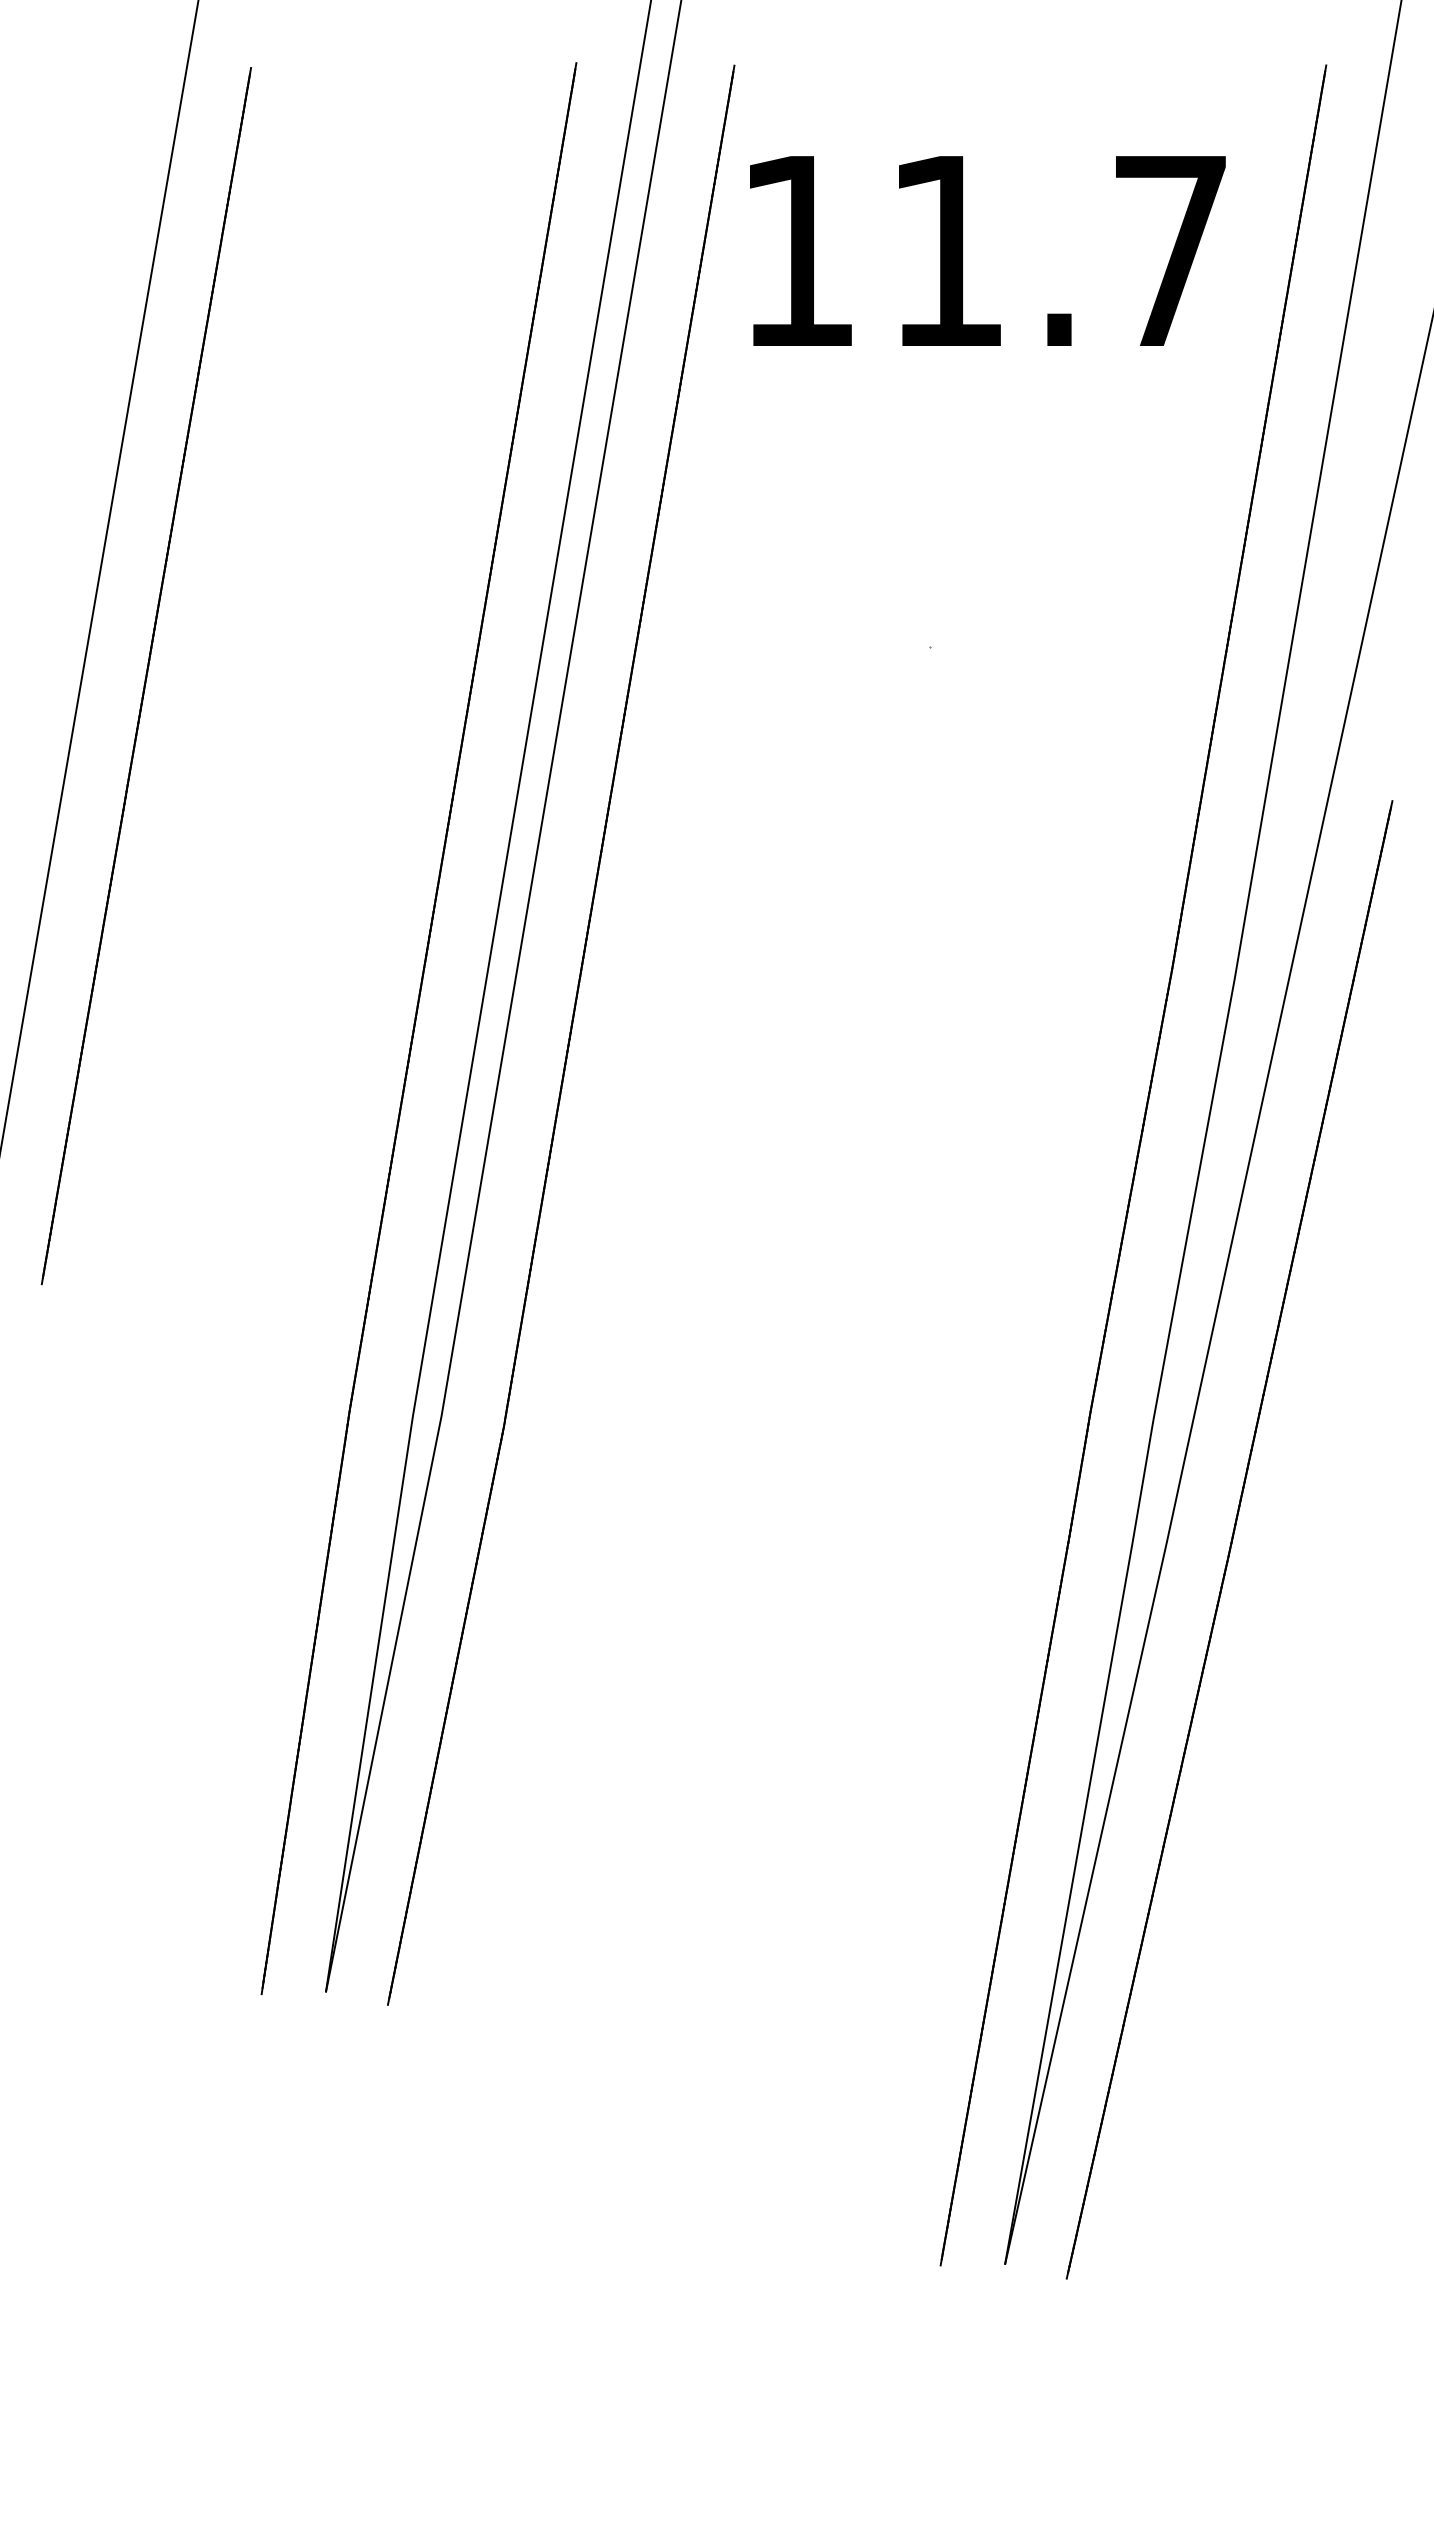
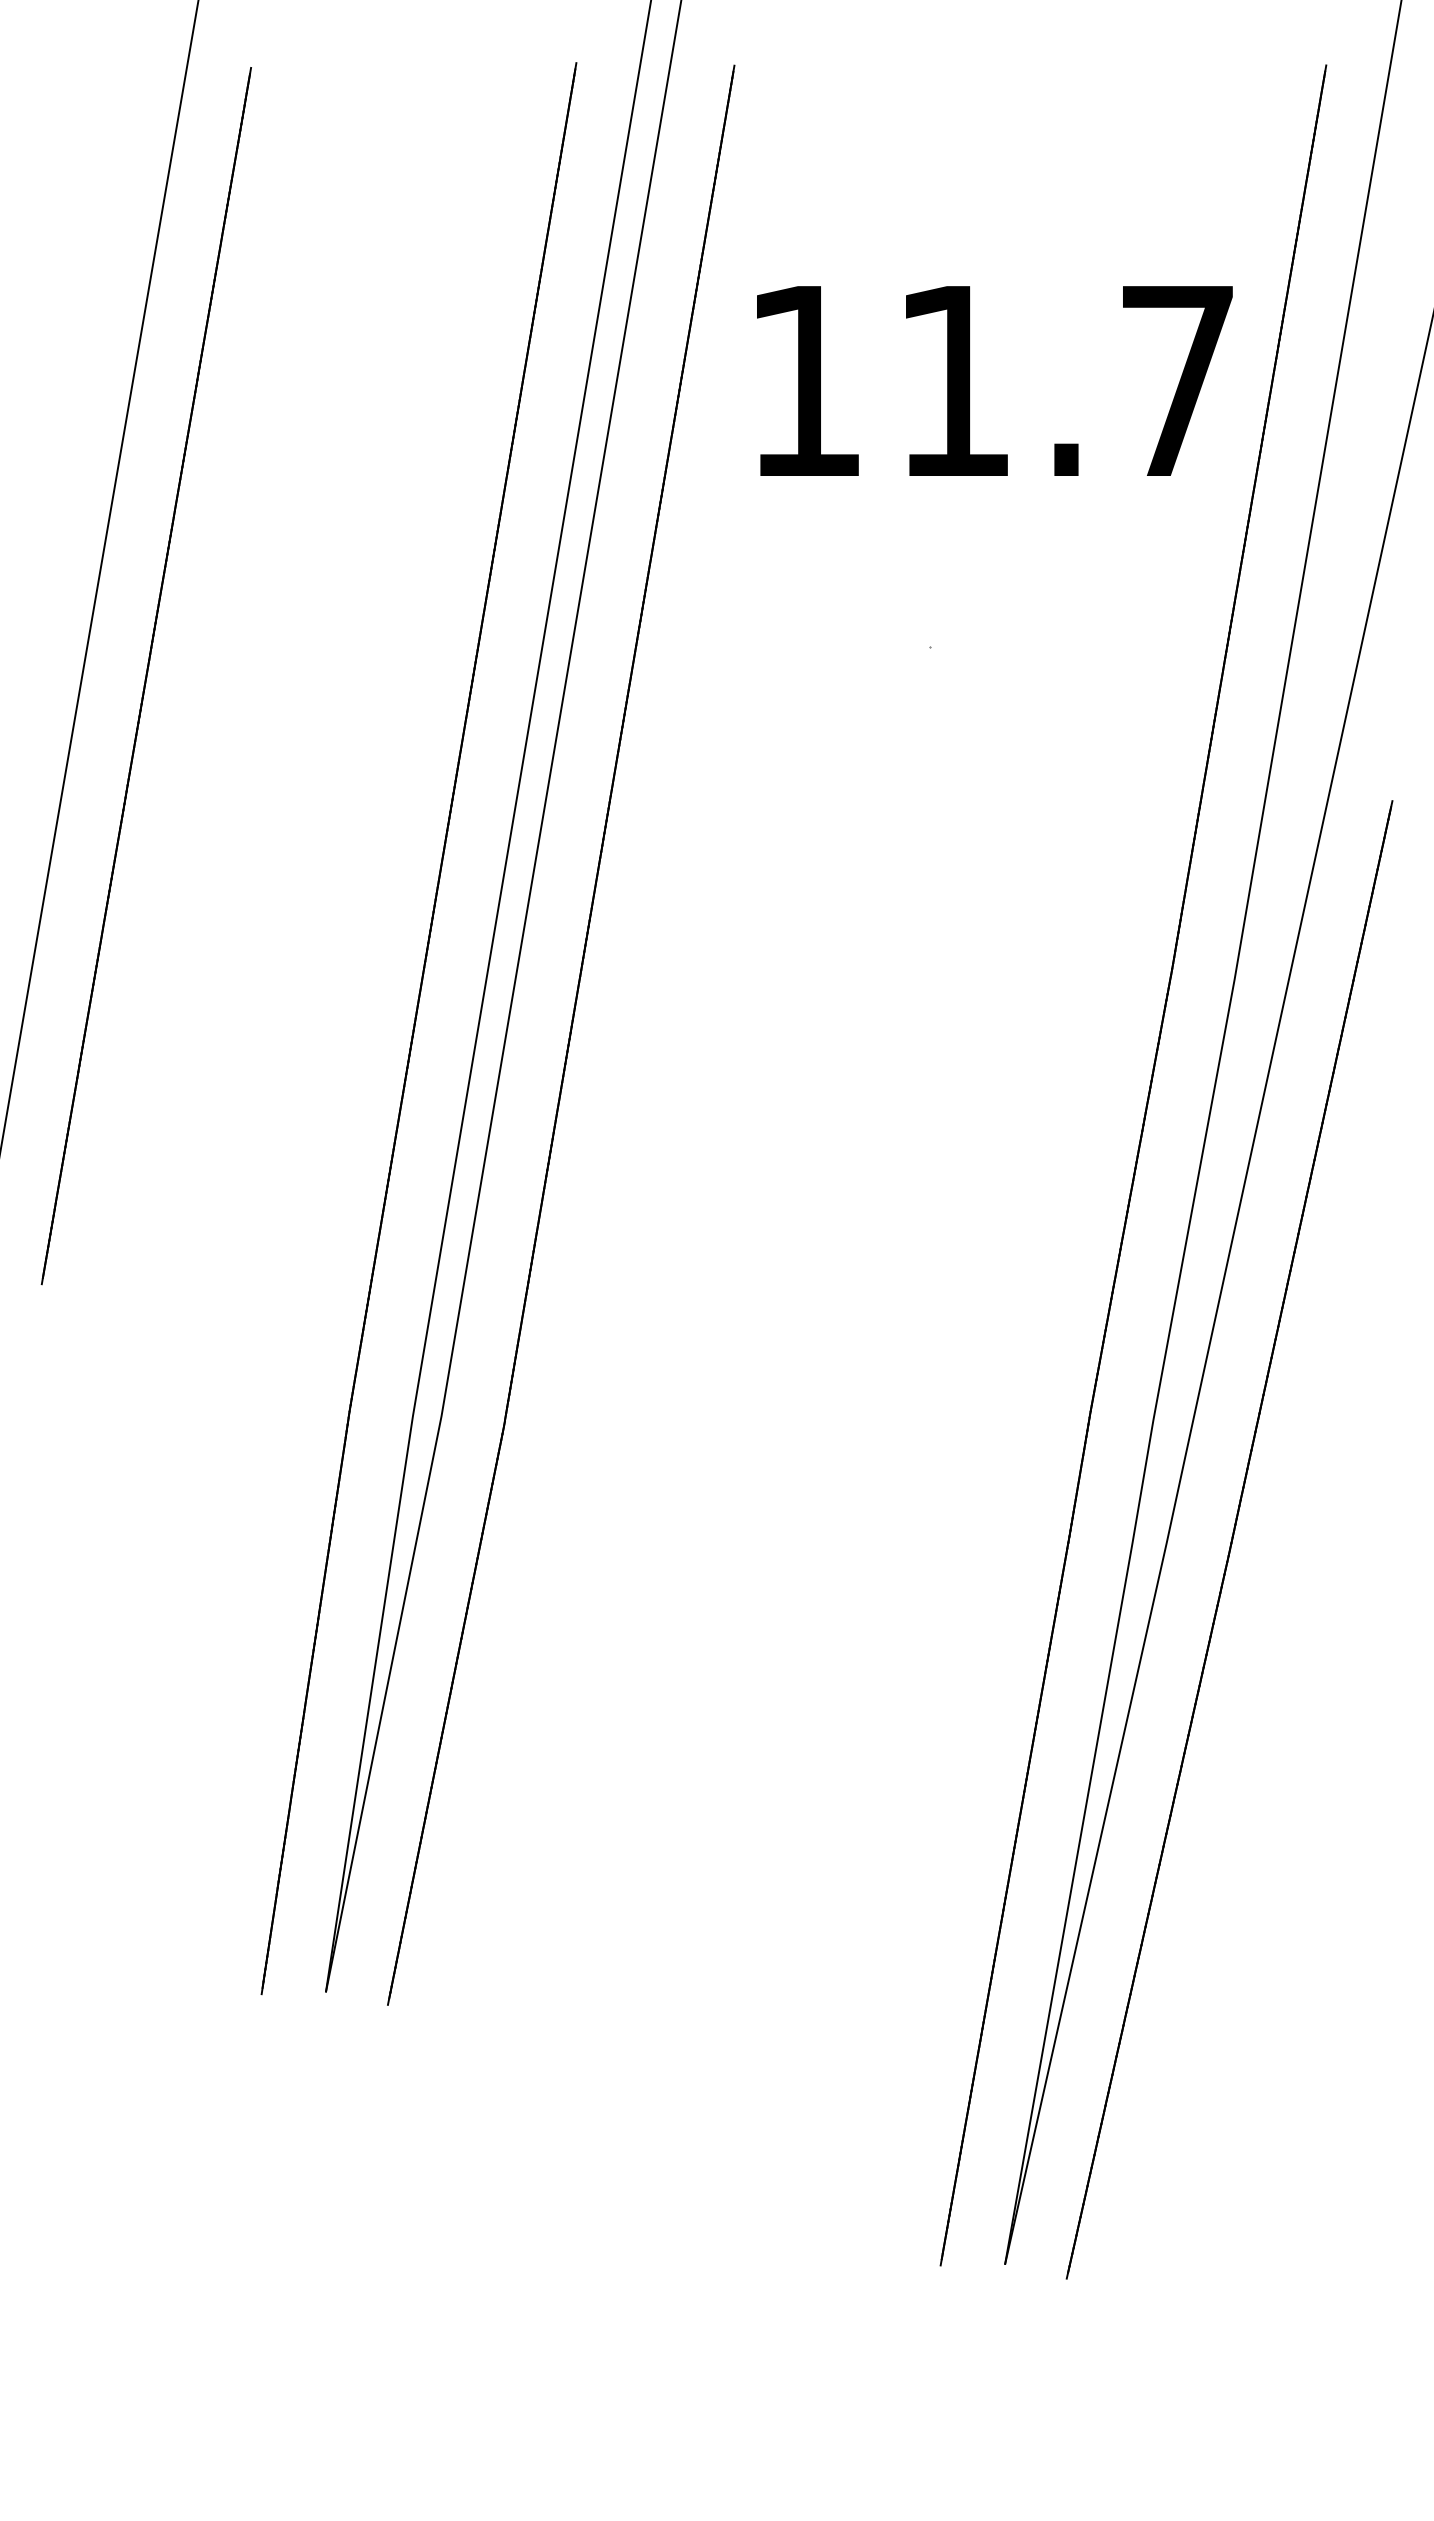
text position: (987, 250) -> (994, 380) (994, 380)
